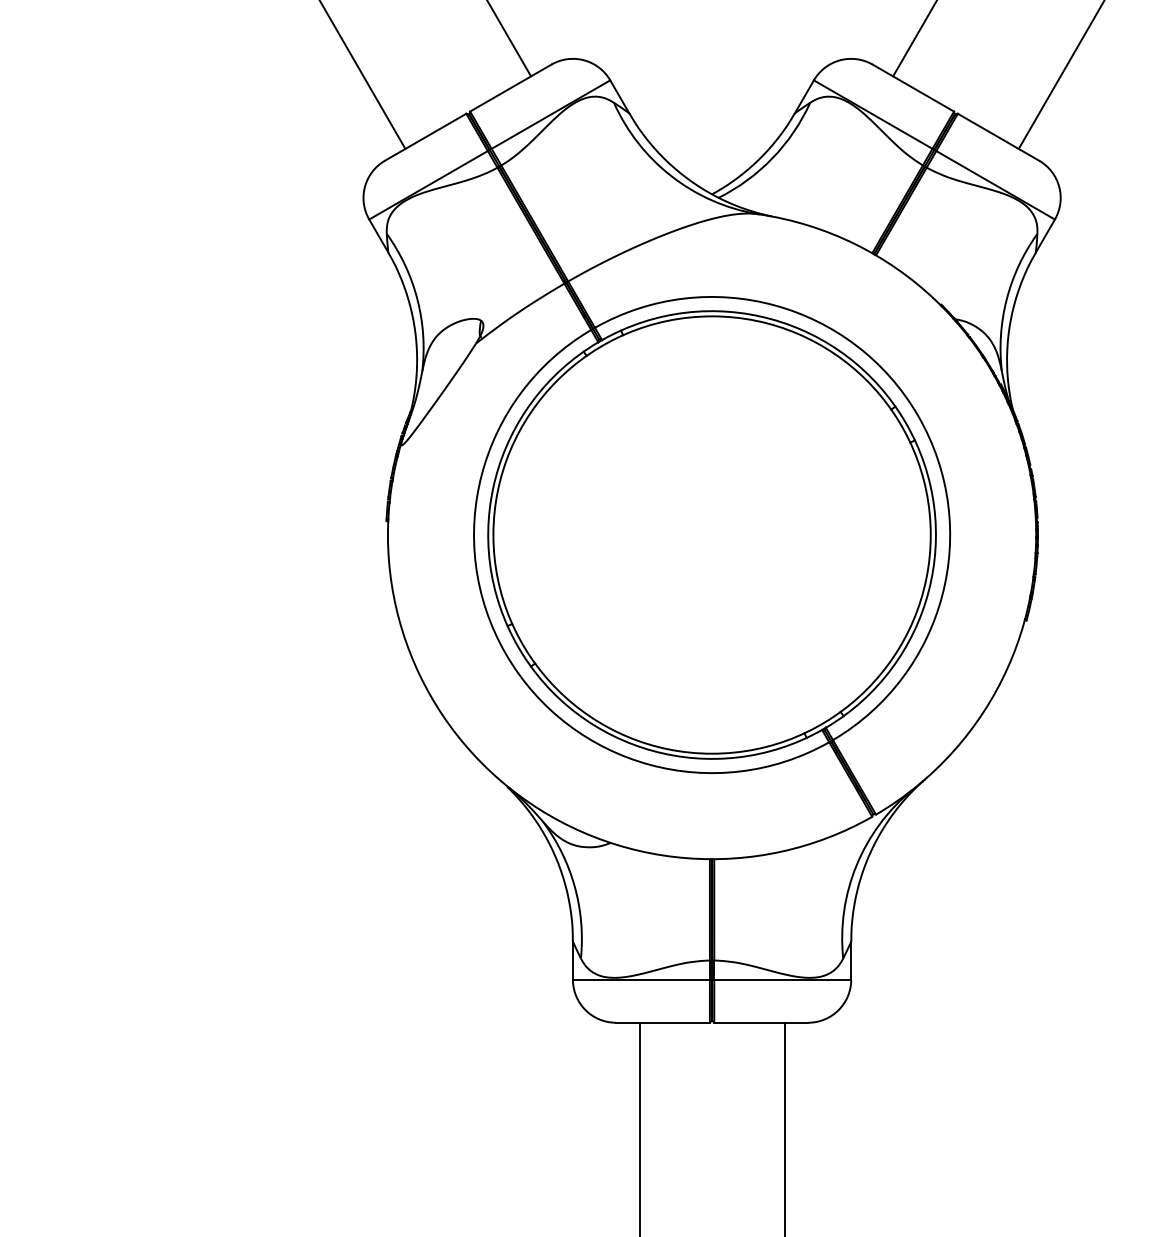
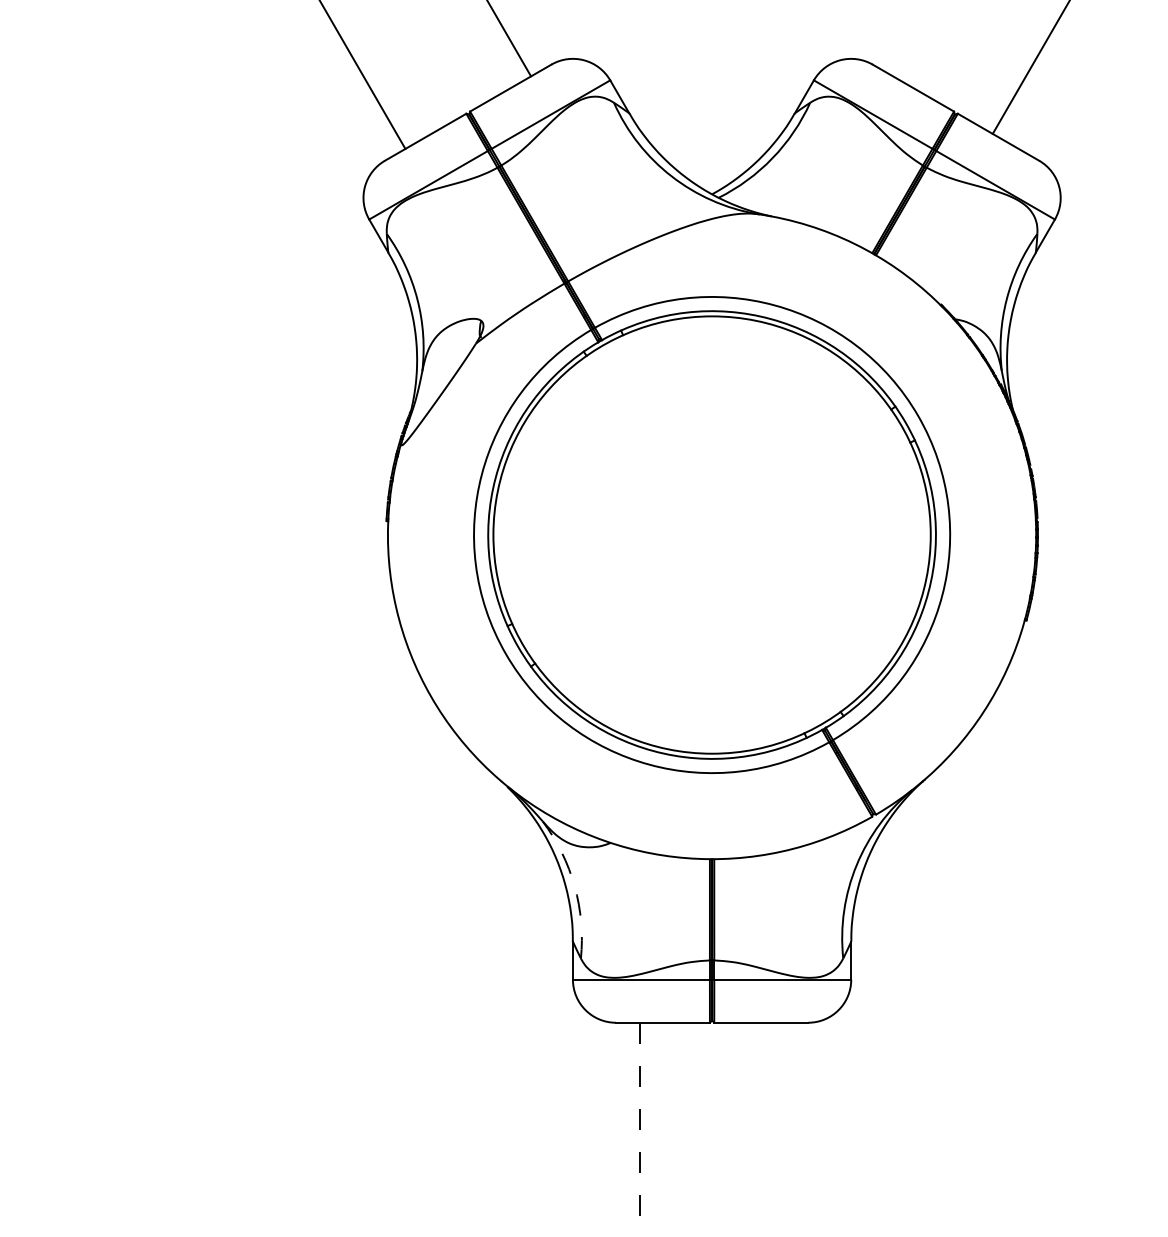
line: present -> none (914, 39)
line position: (1060, 75) -> (1030, 67) (1030, 67)
arc: solid -> dashed (574, 886)
line: present -> none (784, 1127)
line: solid -> dashed (639, 1129)
